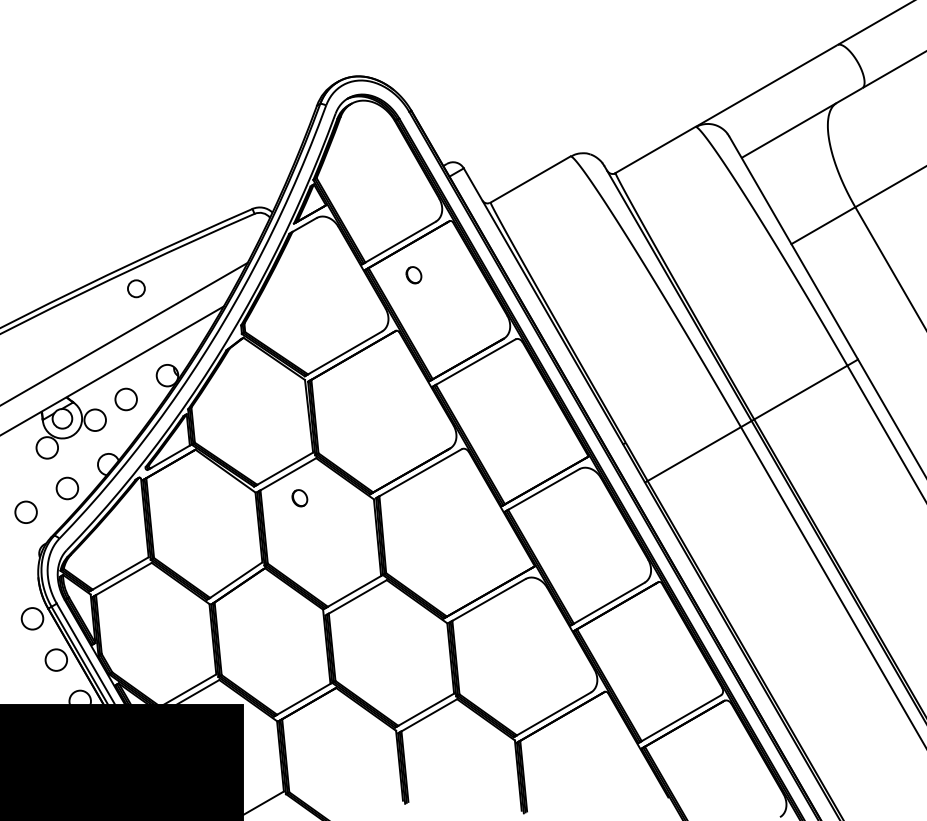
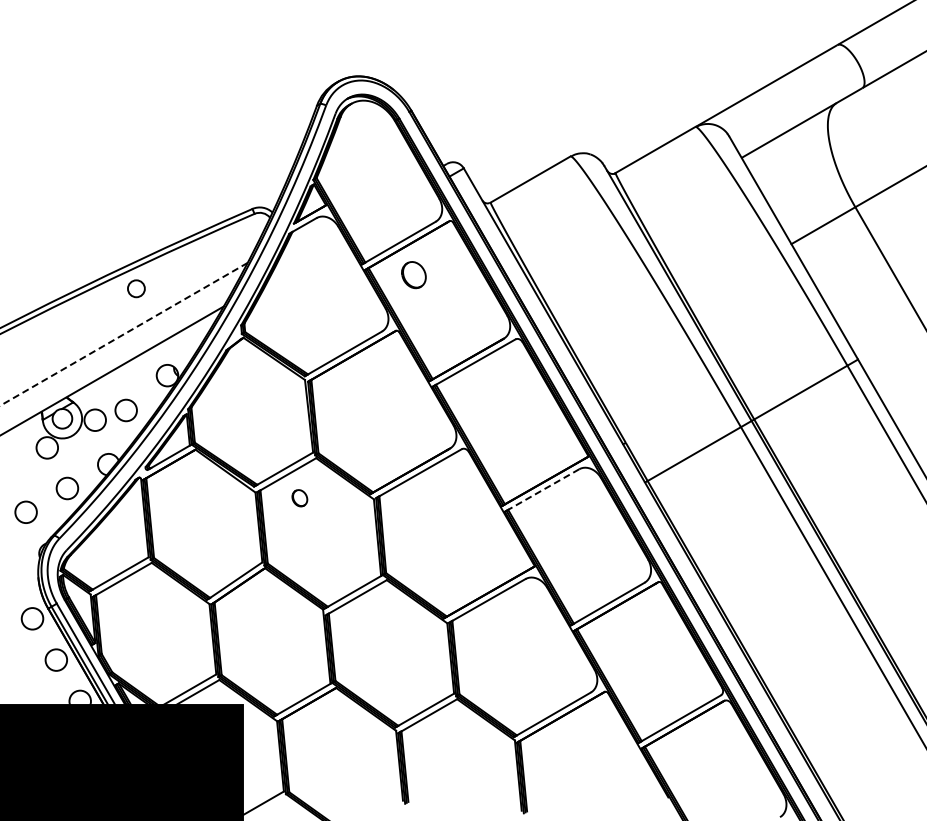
part size: 18x19 px -> 26x29 px (413, 275)
line: solid -> dashed (123, 334)
circle position: (125, 399) -> (125, 410) (125, 410)
line: solid -> dashed (543, 489)
